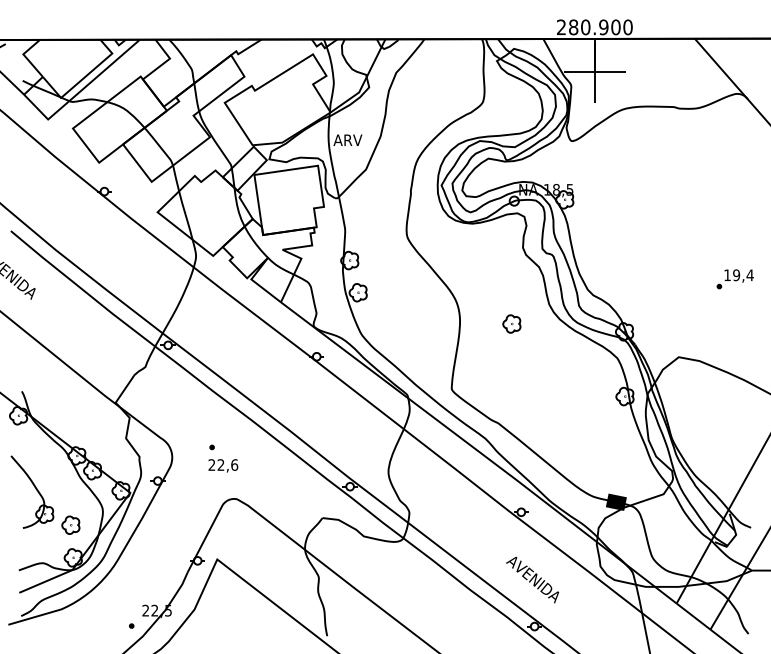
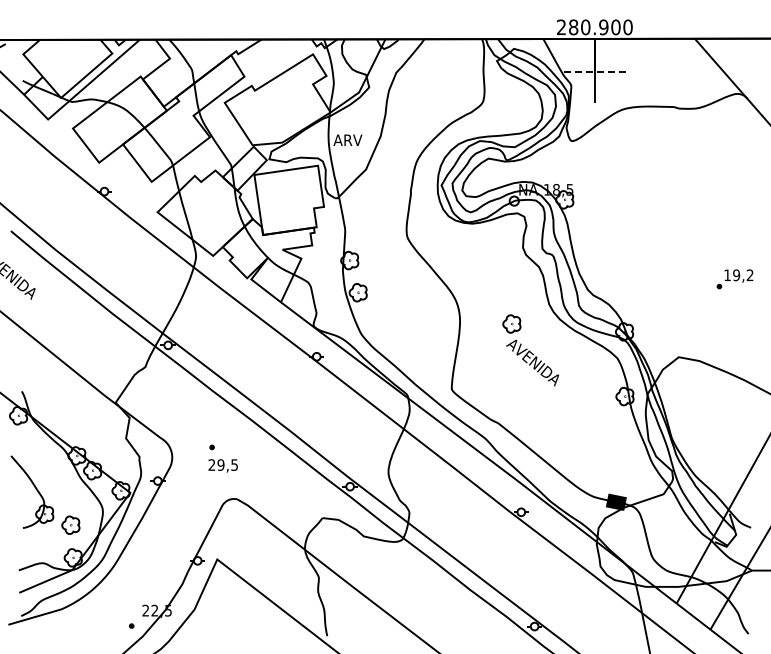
line: solid -> dashed (594, 72)
text: 19,4 -> 19,2 (749, 274)
text: 22,6 -> 29,5 (227, 464)
text position: (532, 579) -> (532, 362) (532, 362)
